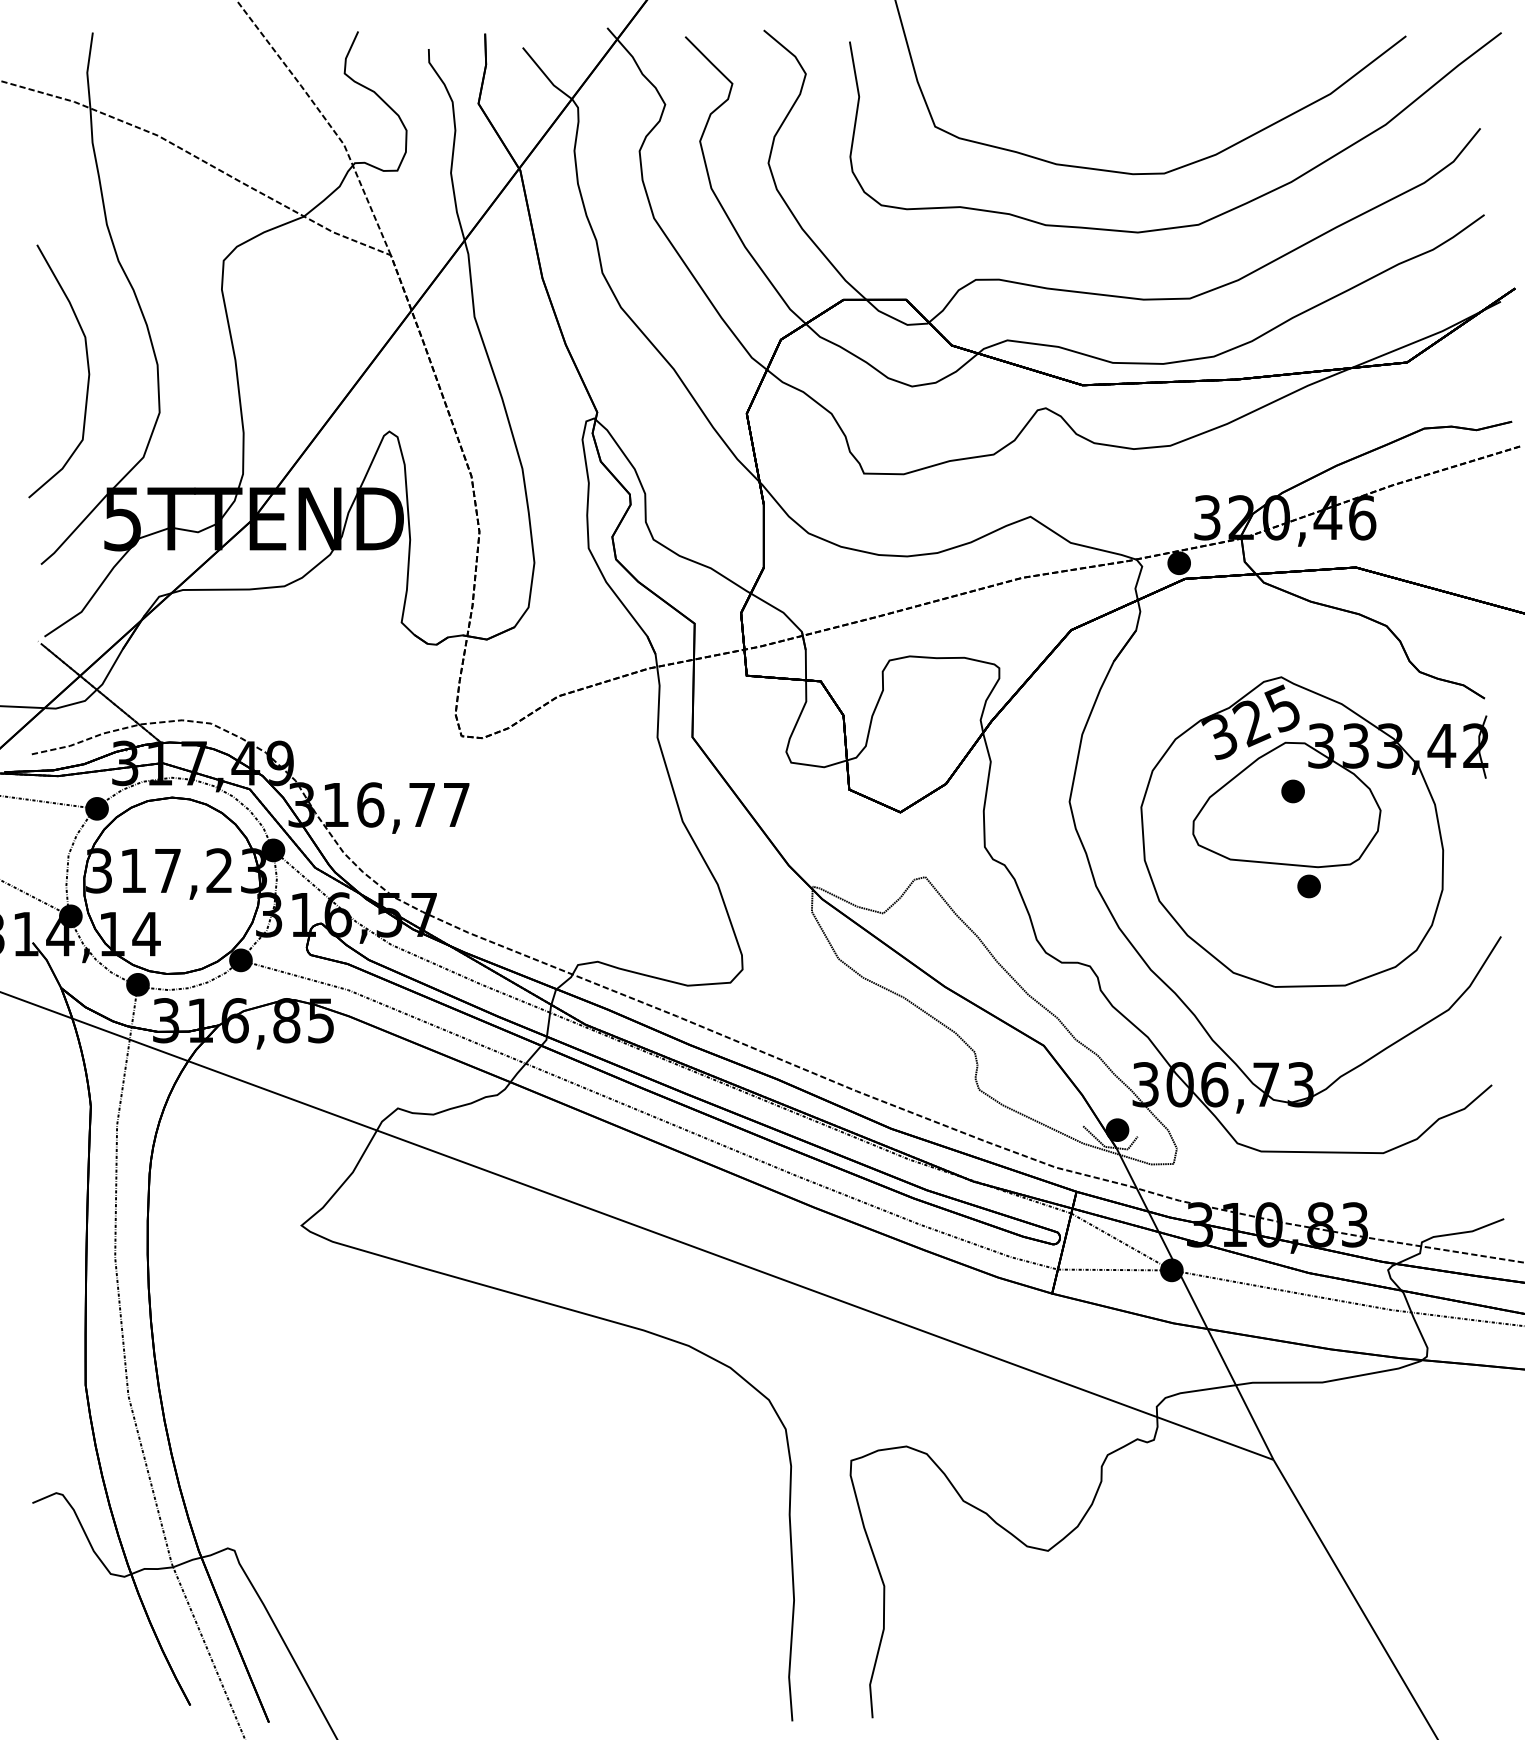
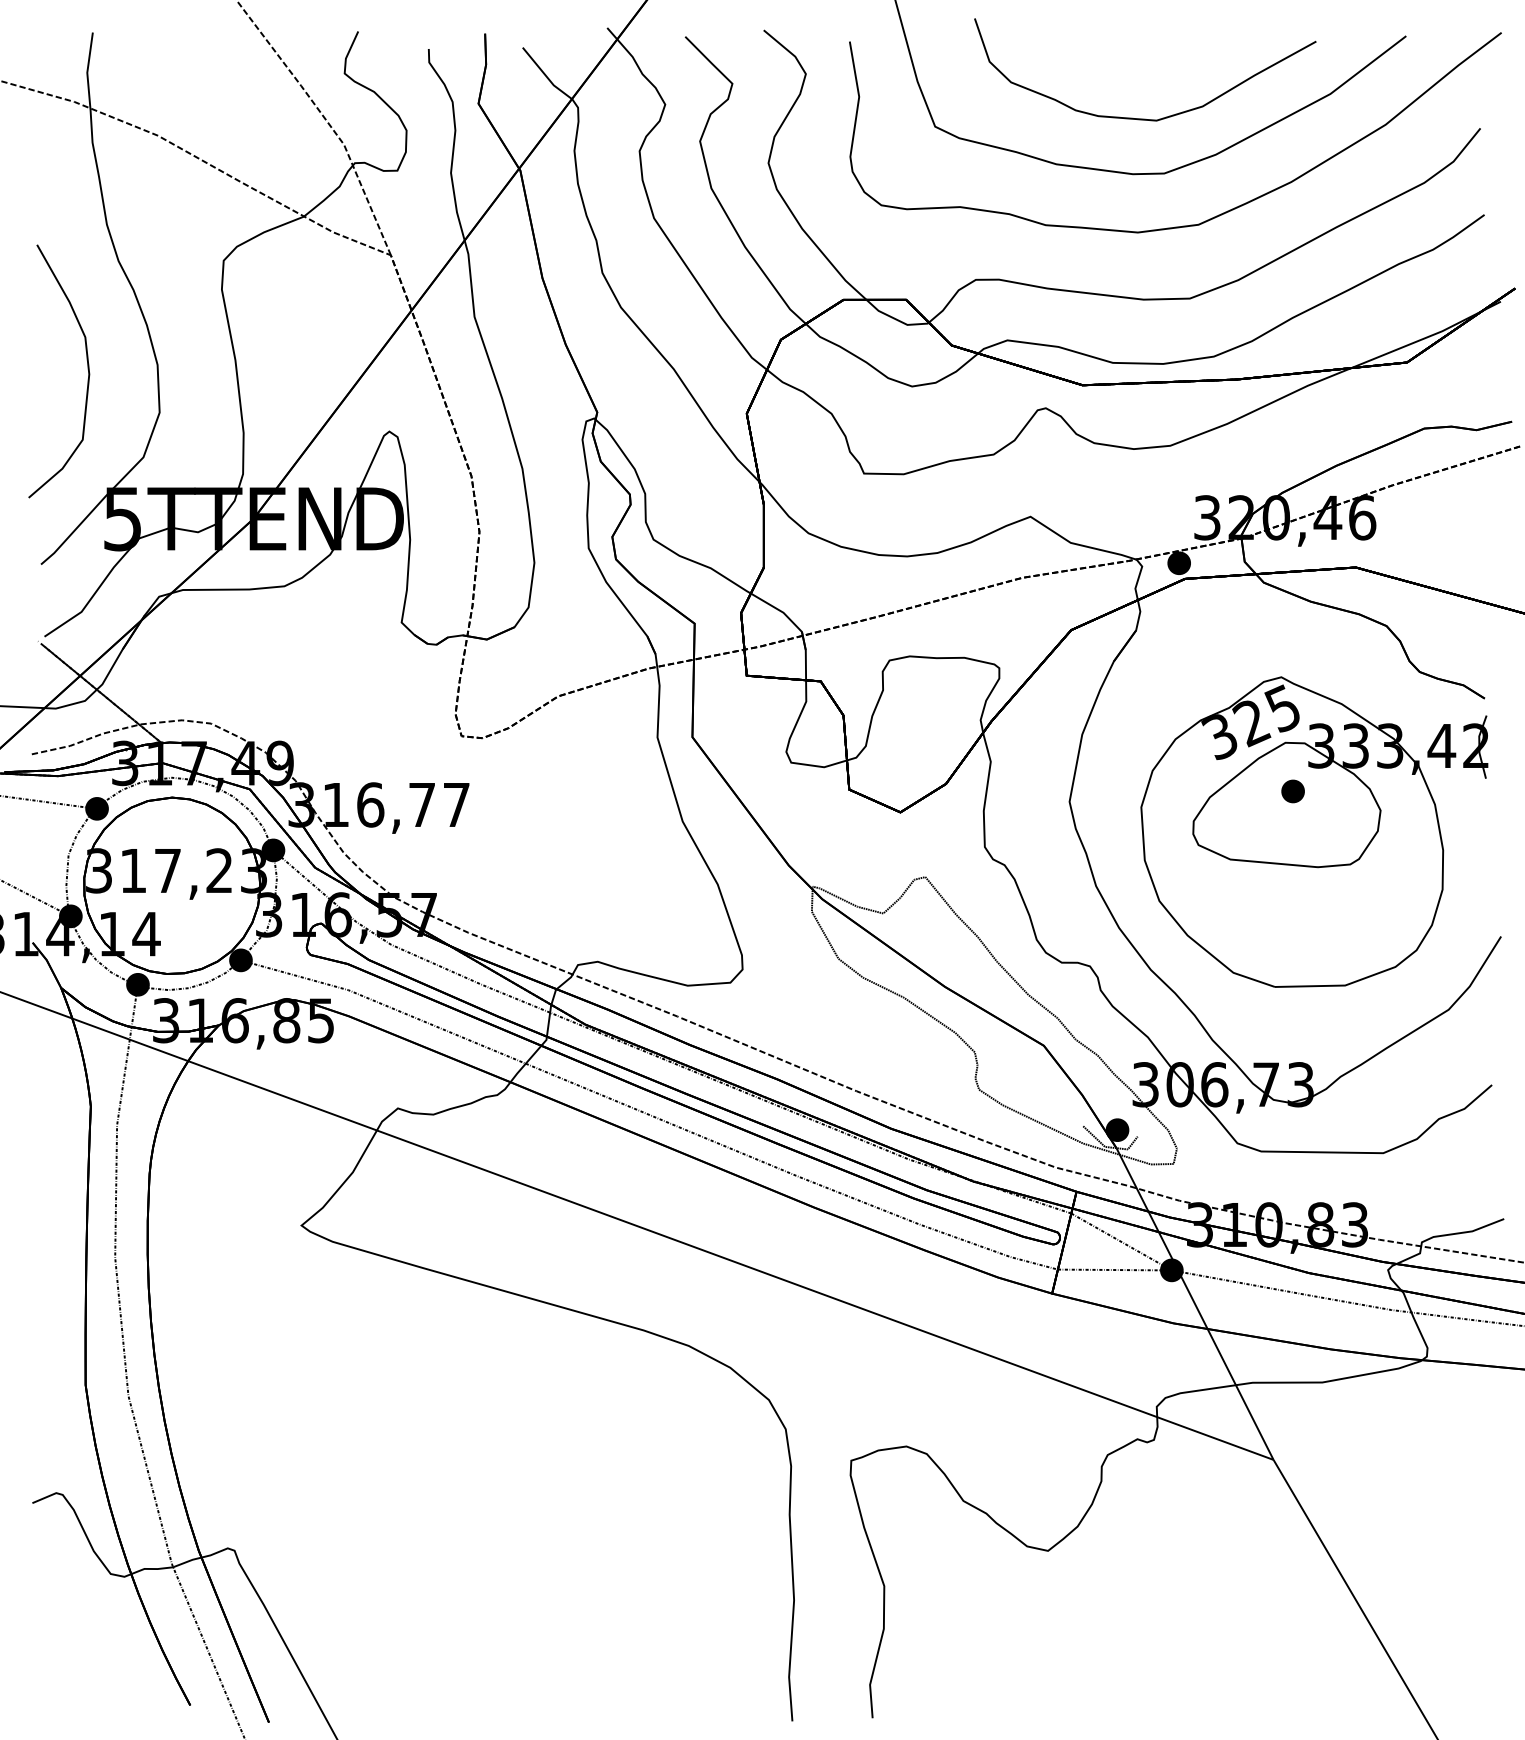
part: none -> present (1145, 118)
part: present -> none (1308, 886)
